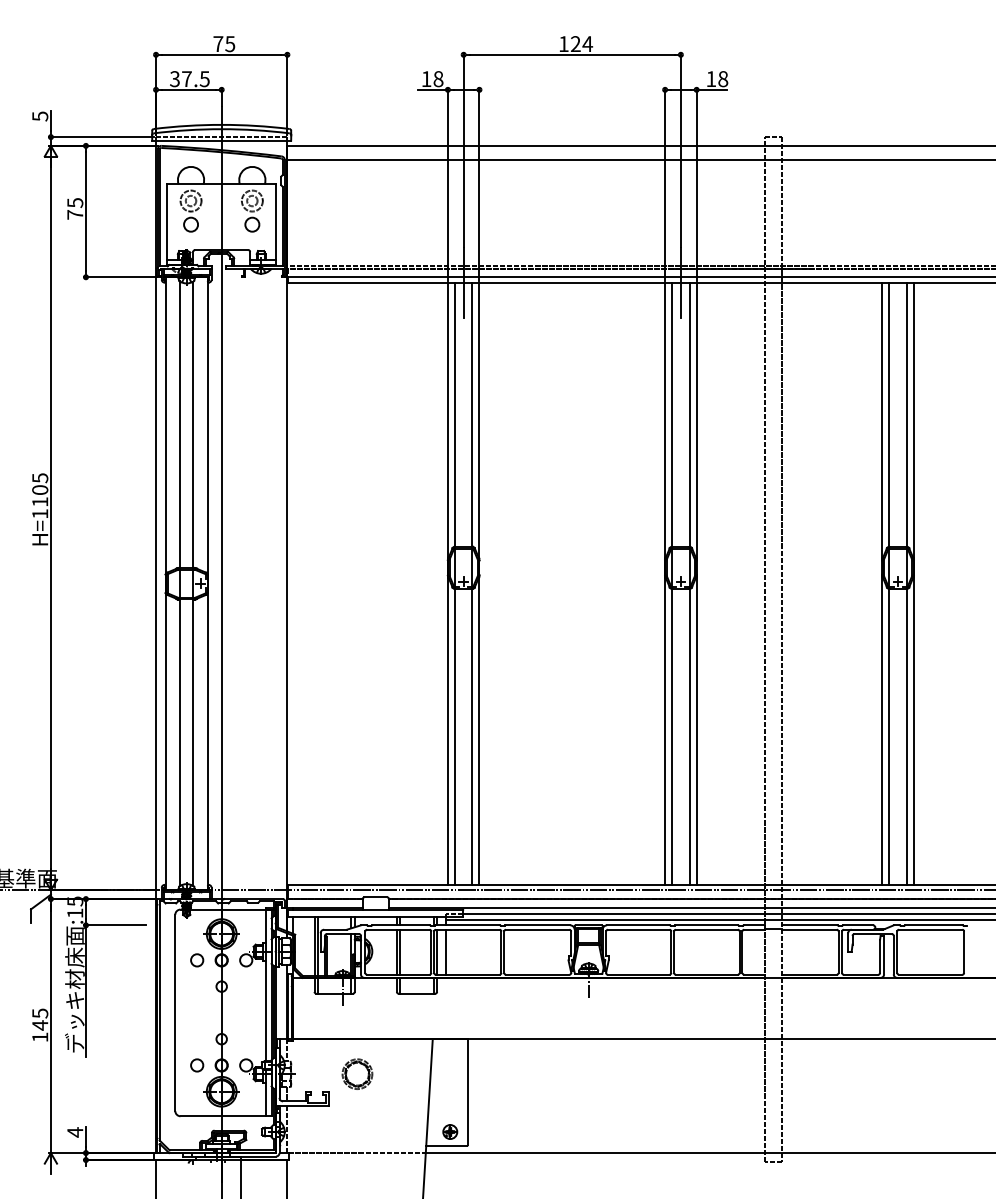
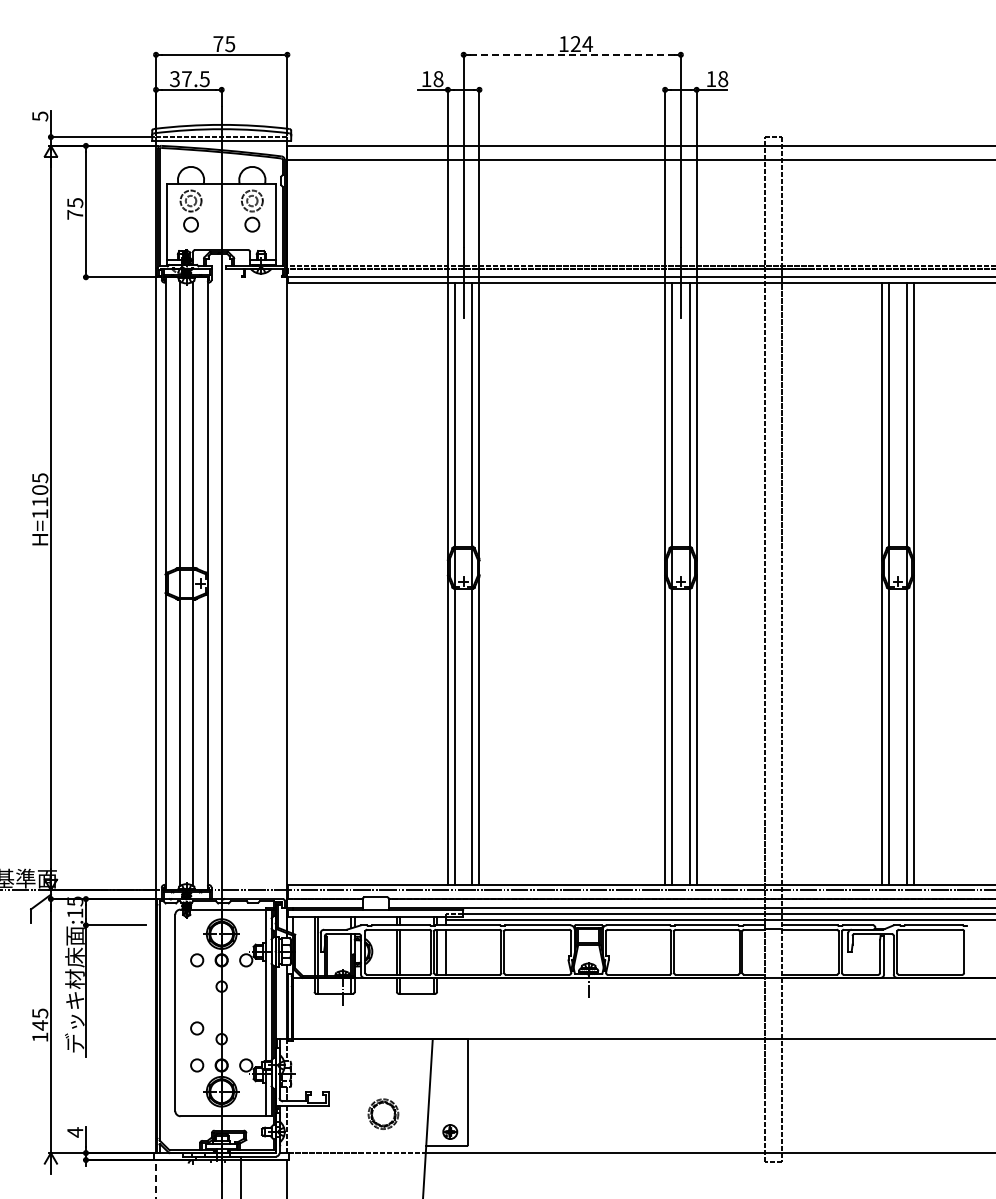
line: solid -> dashed (572, 54)
circle: none -> present (197, 1028)
part position: (357, 1073) -> (383, 1113) (383, 1113)
line: solid -> dashed (156, 1179)
